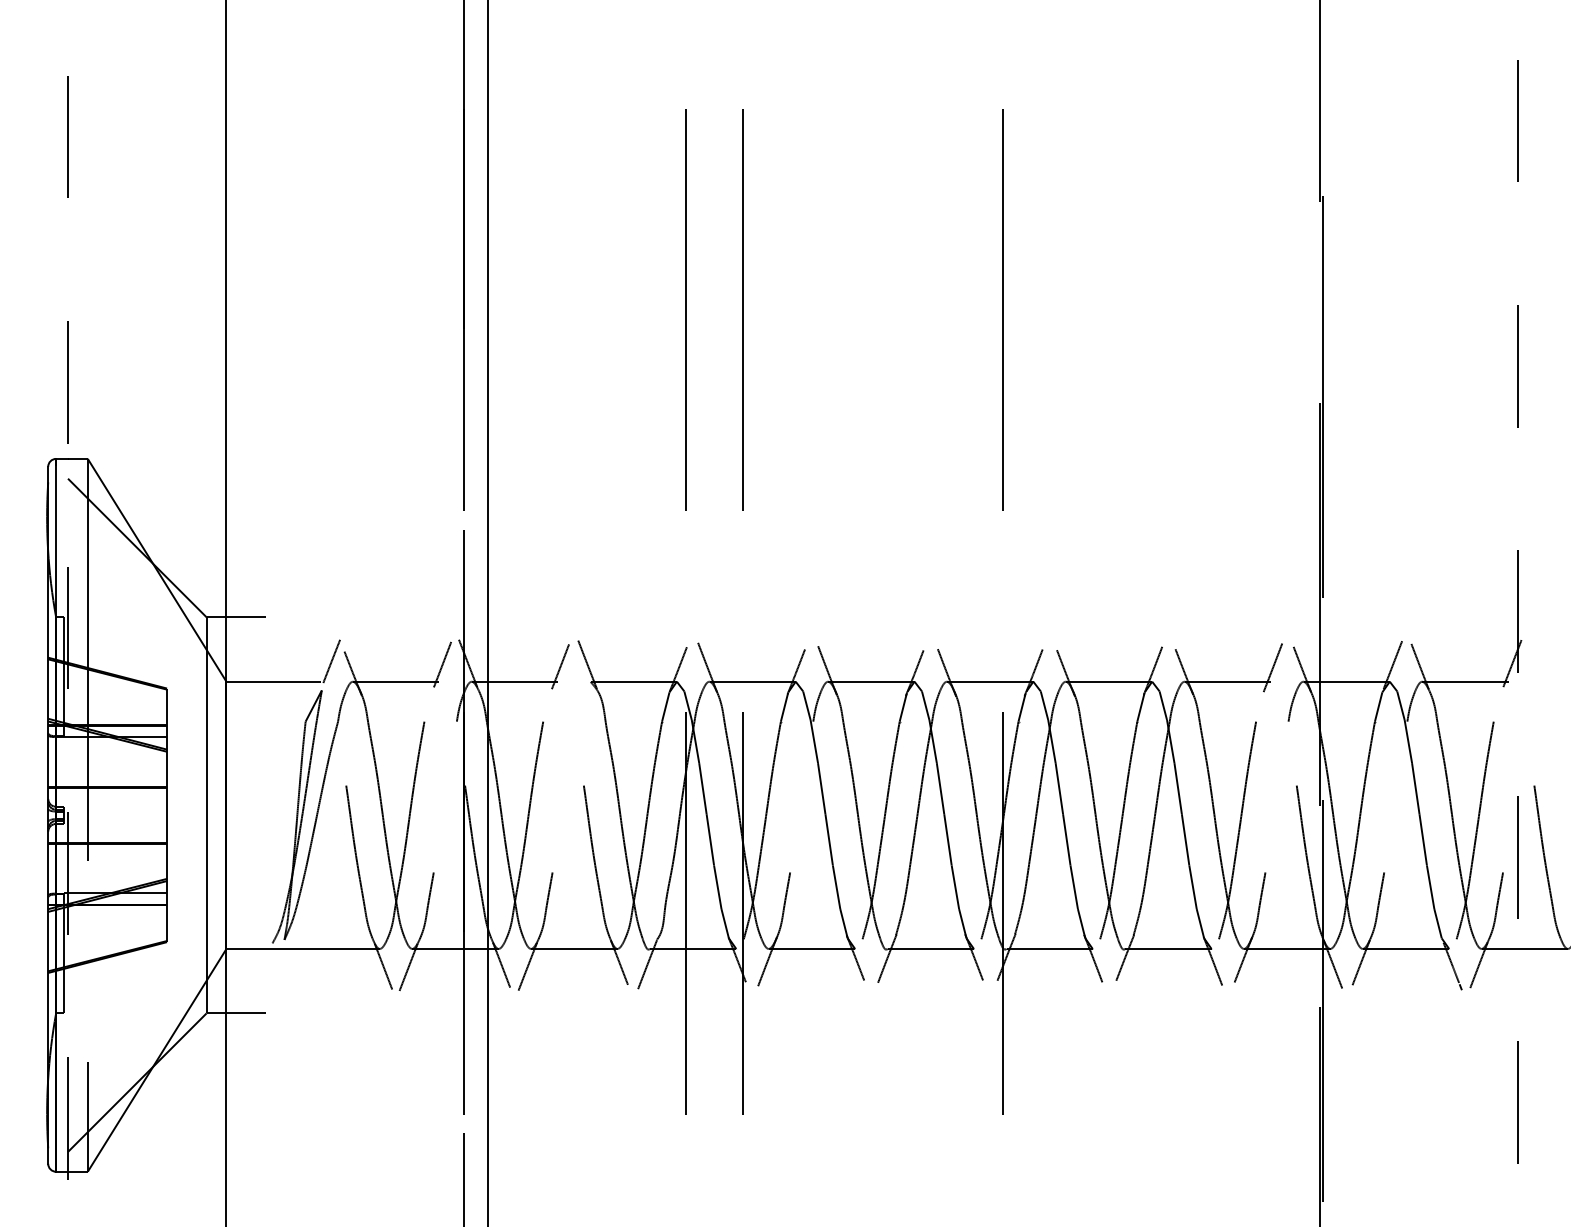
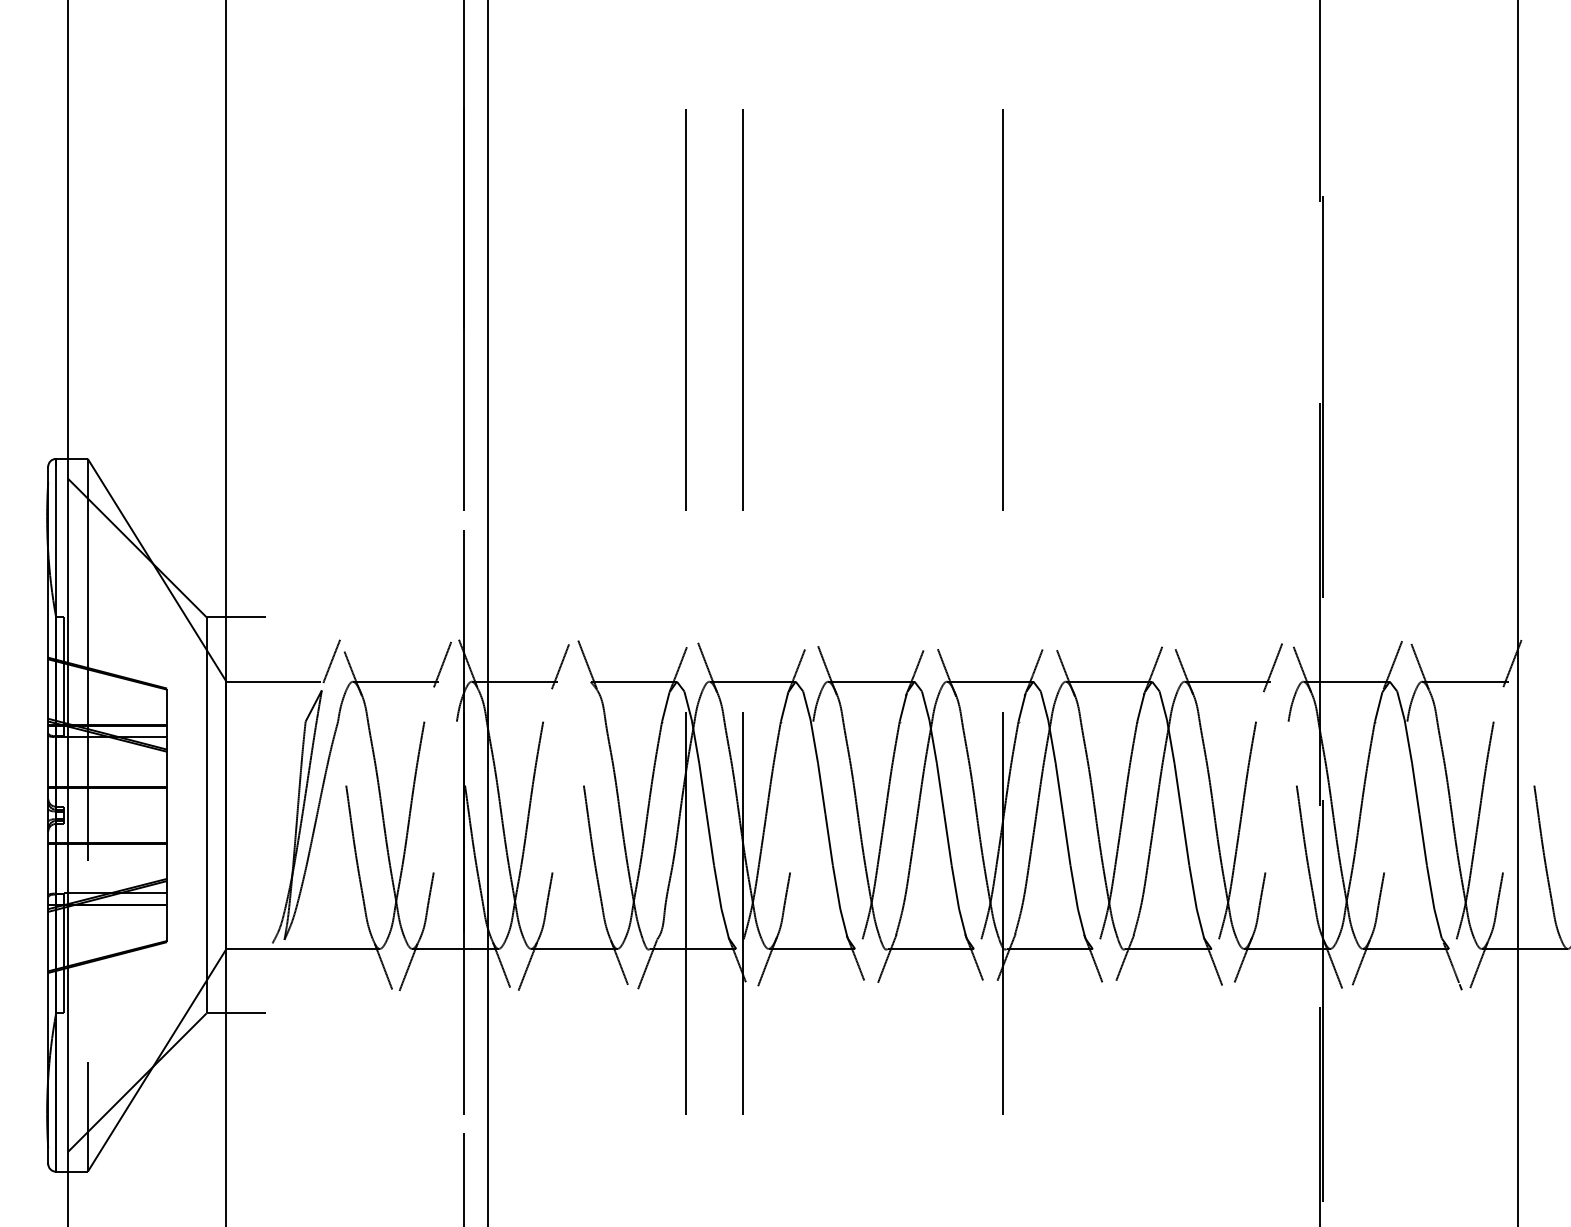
line: dashed -> solid (68, 613)
line: dashed -> solid (1517, 613)
